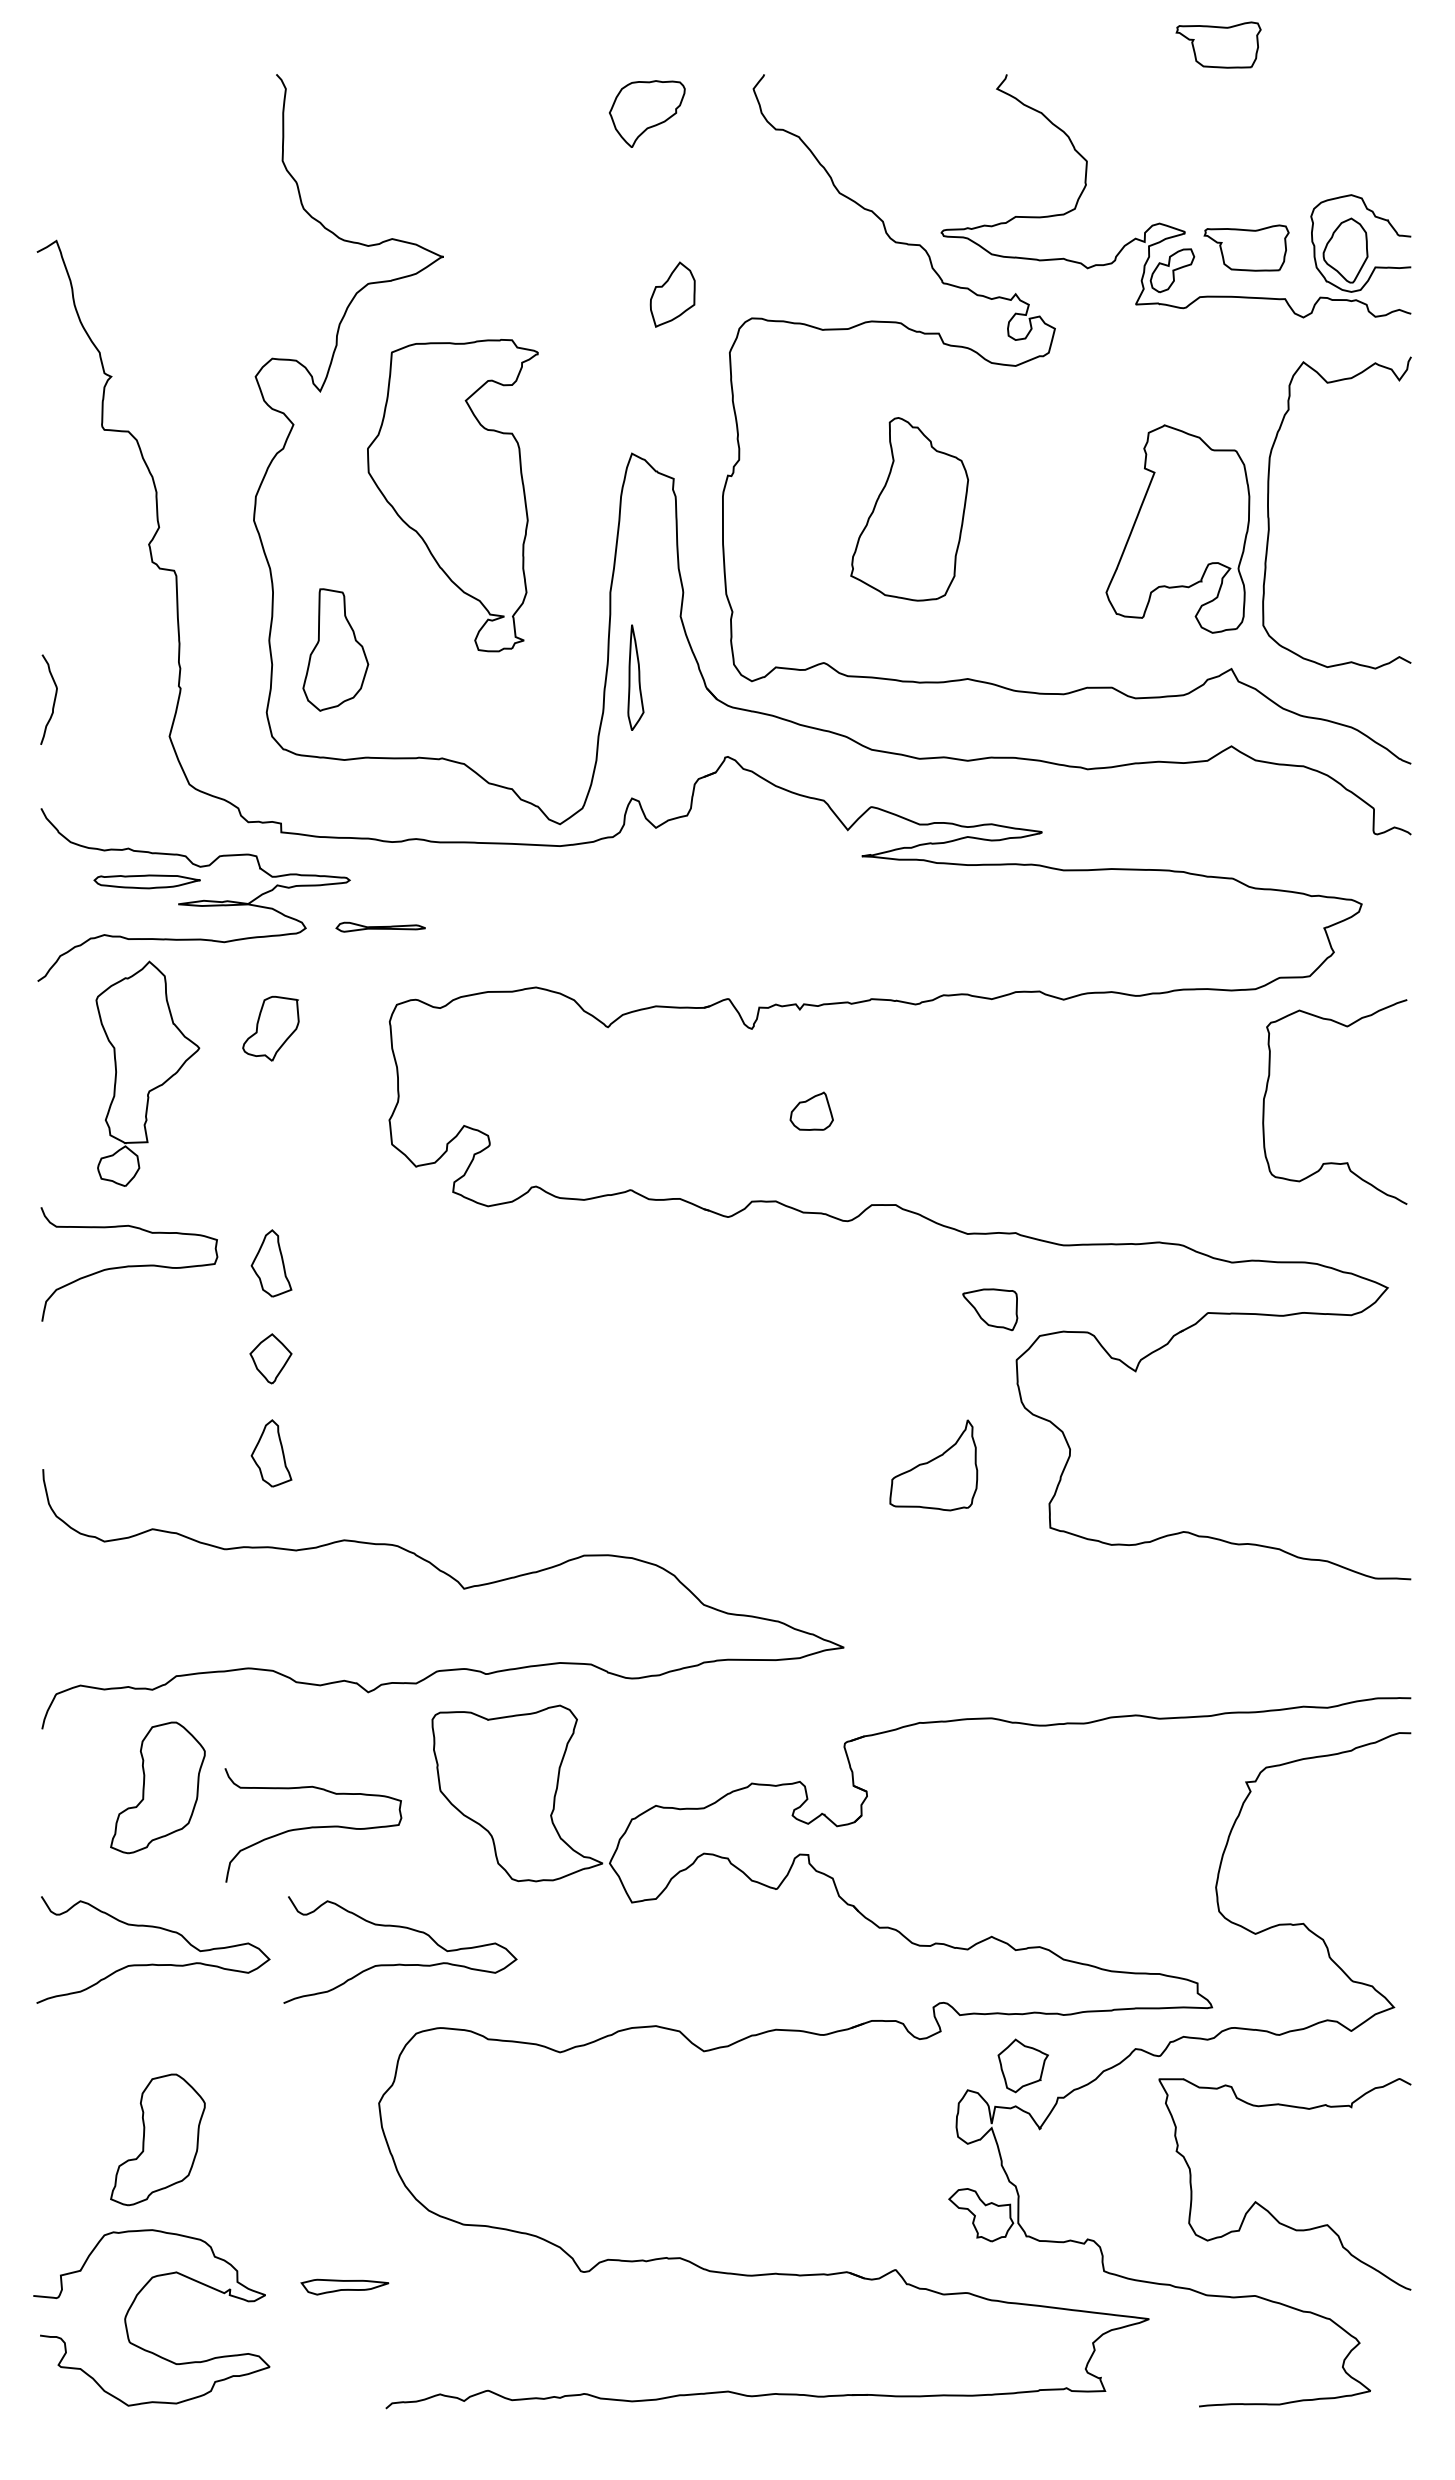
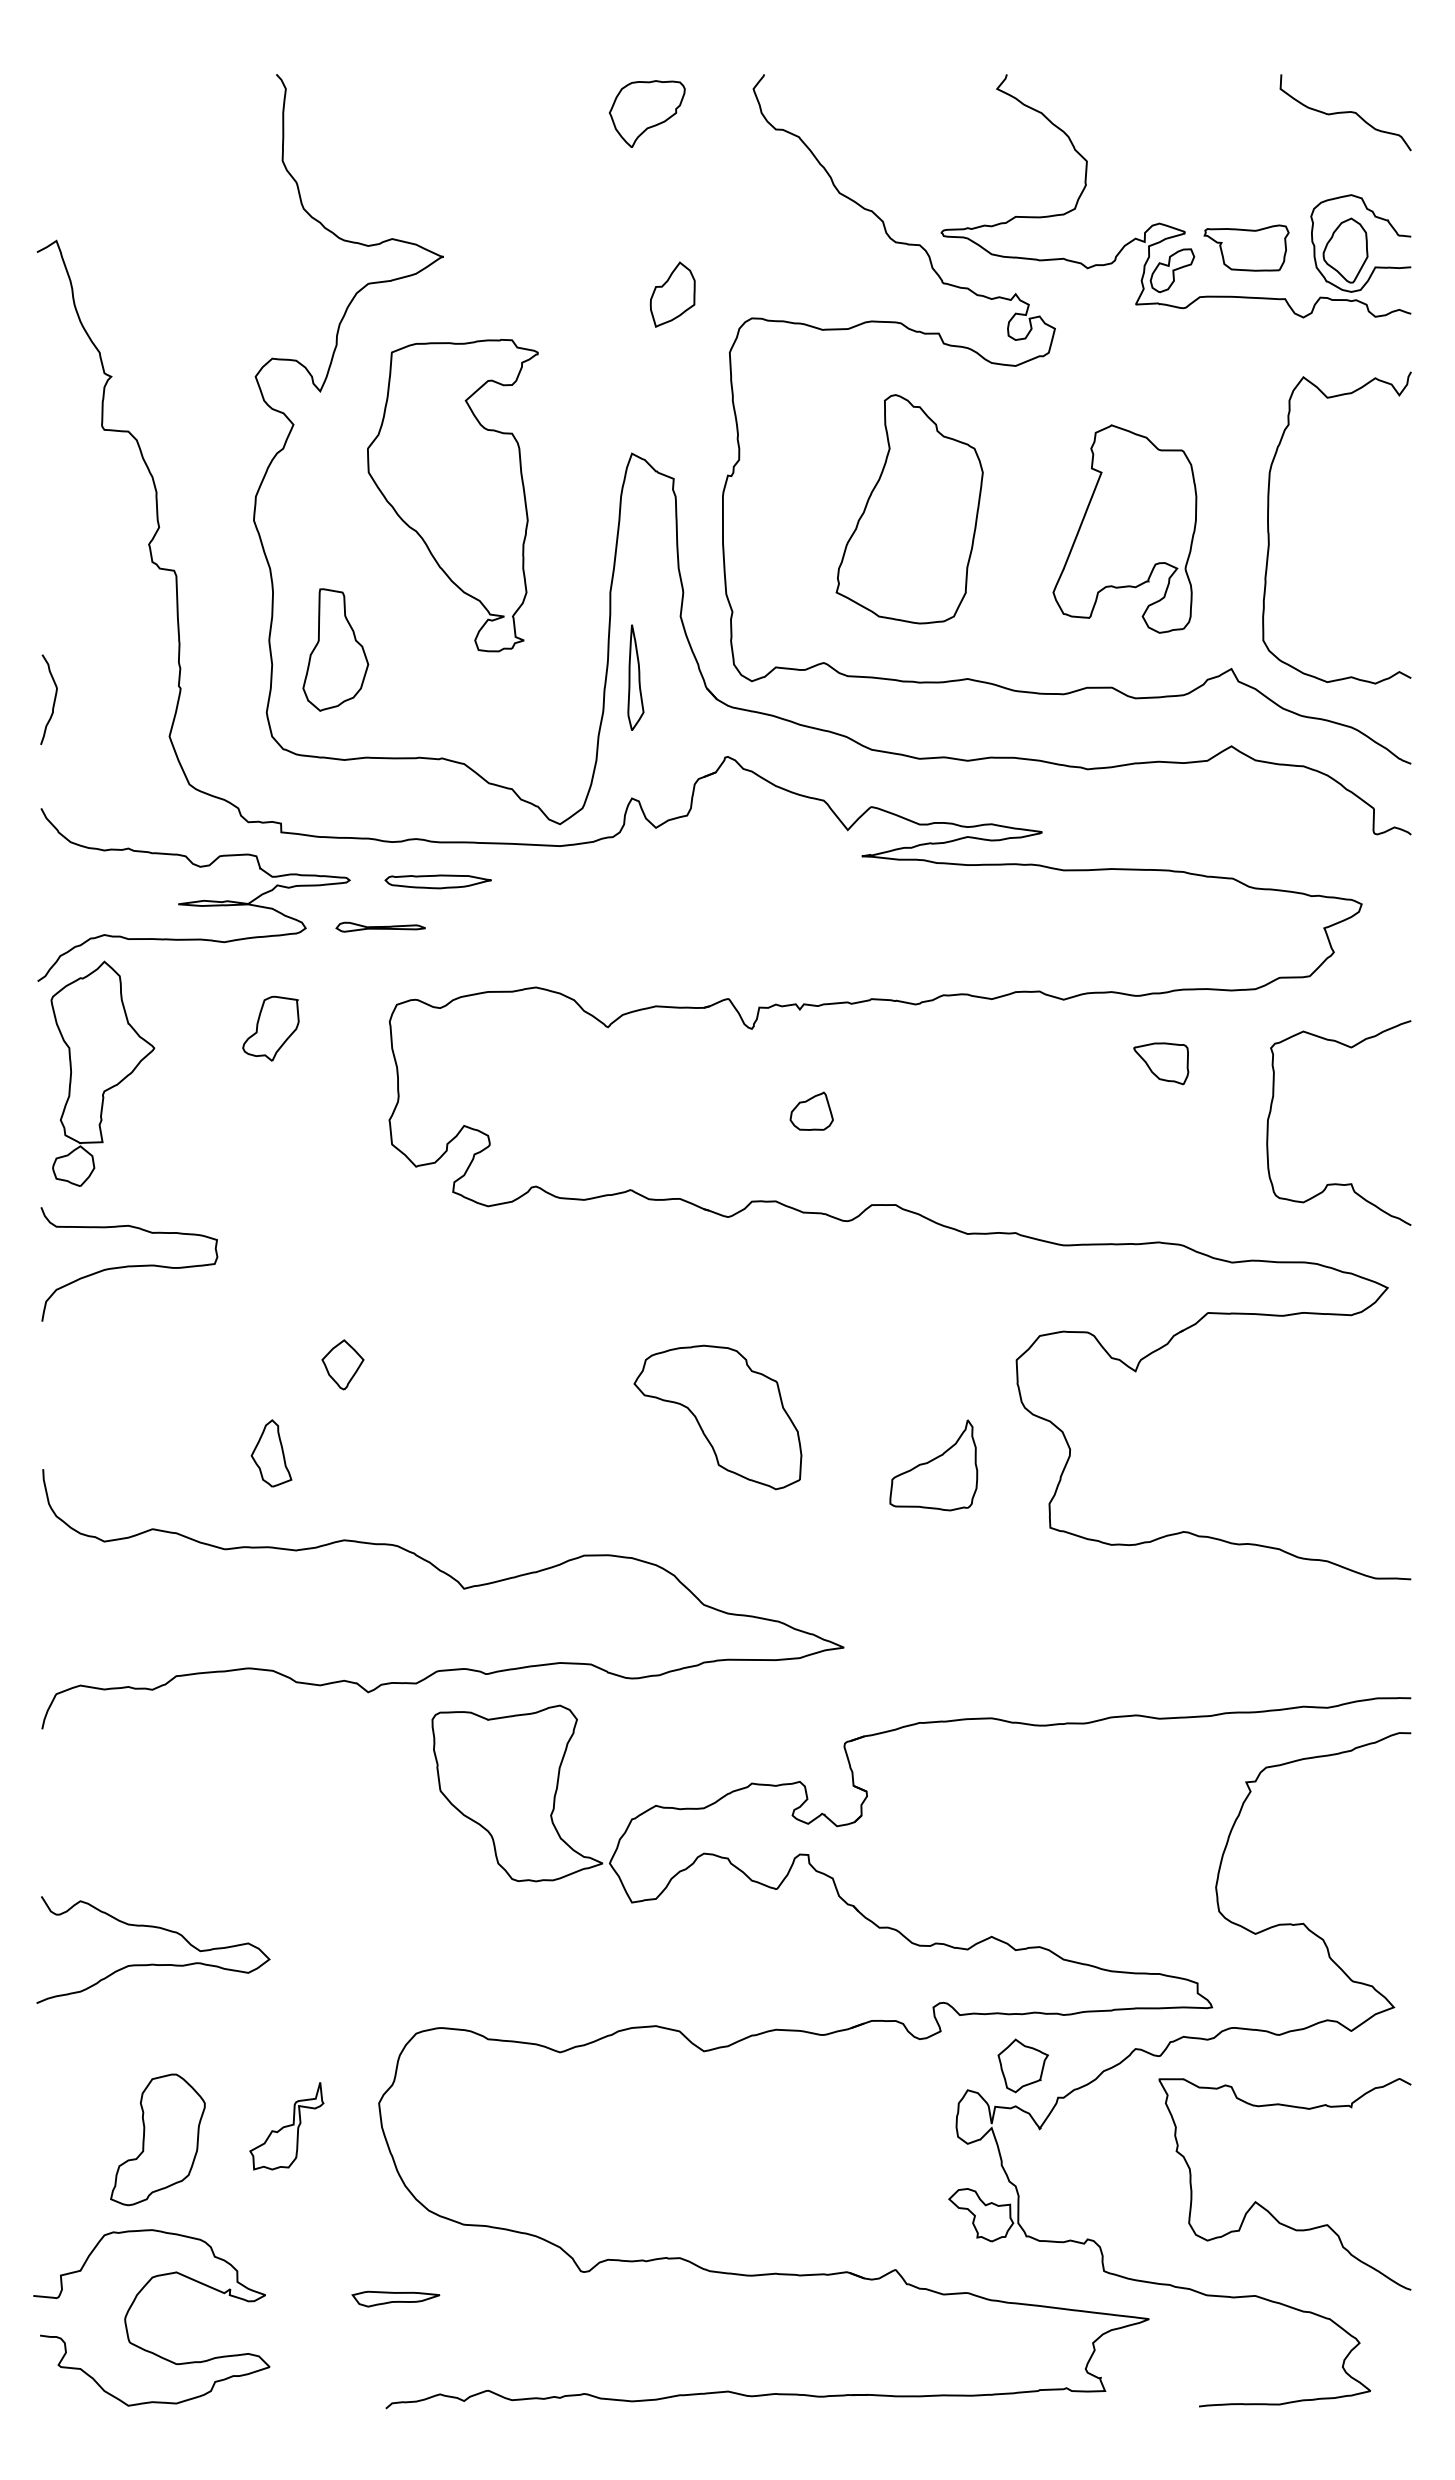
part: present -> none (1218, 44)
curve: none -> present (1345, 112)
part size: 119x185 px -> 149x231 px (909, 509)
curve position: (1269, 513) -> (1269, 528) (1269, 528)
part position: (1177, 528) -> (1124, 528) (1124, 528)
part position: (146, 881) -> (437, 881) (437, 881)
part position: (147, 1073) -> (102, 1073) (102, 1073)
curve position: (1334, 1162) -> (1338, 1183) (1338, 1183)
part: present -> none (271, 1263)
part position: (990, 1309) -> (1161, 1063) (1161, 1063)
part position: (270, 1358) -> (342, 1364) (342, 1364)
part: none -> present (717, 1417)
part: present -> none (157, 1787)
curve: present -> none (313, 1826)
curve: present -> none (400, 1963)
part: none -> present (286, 2126)
part position: (344, 2286) -> (395, 2298) (395, 2298)
